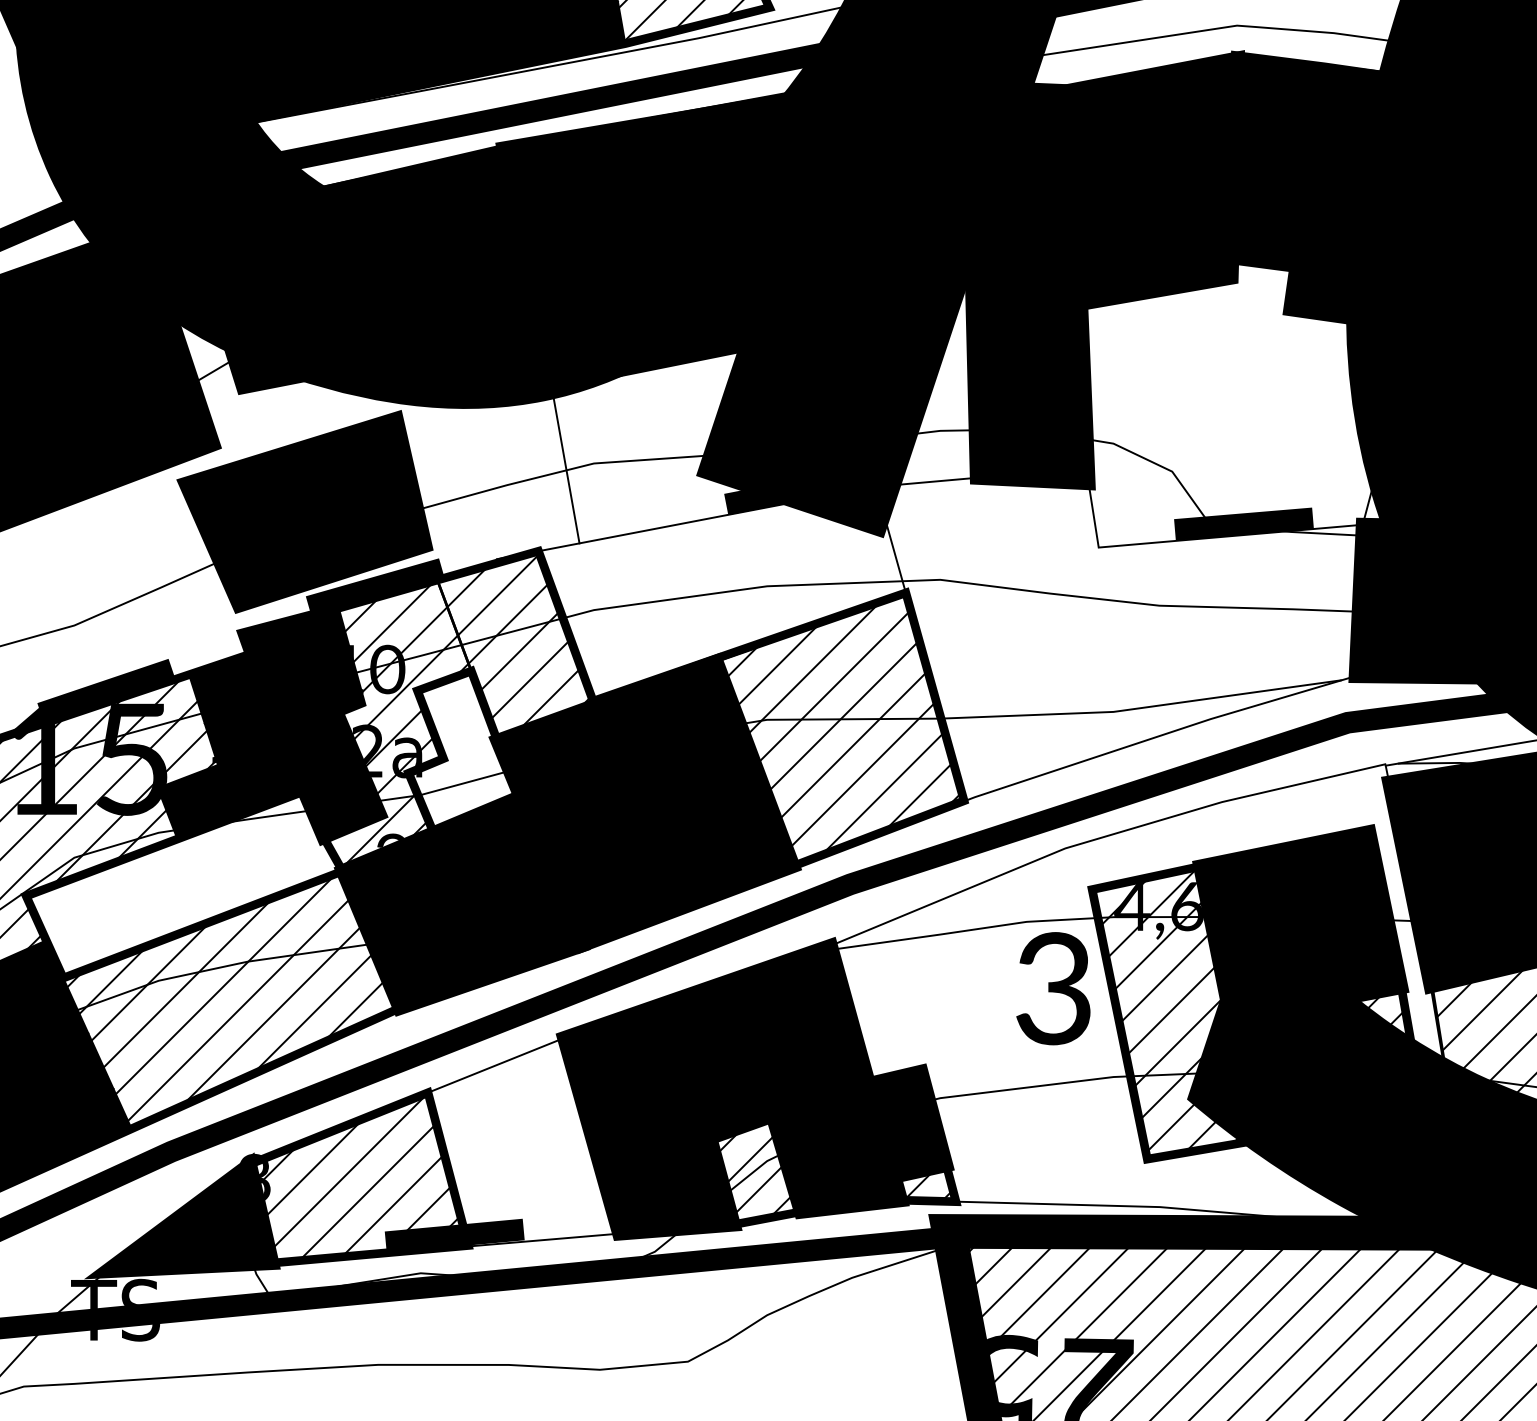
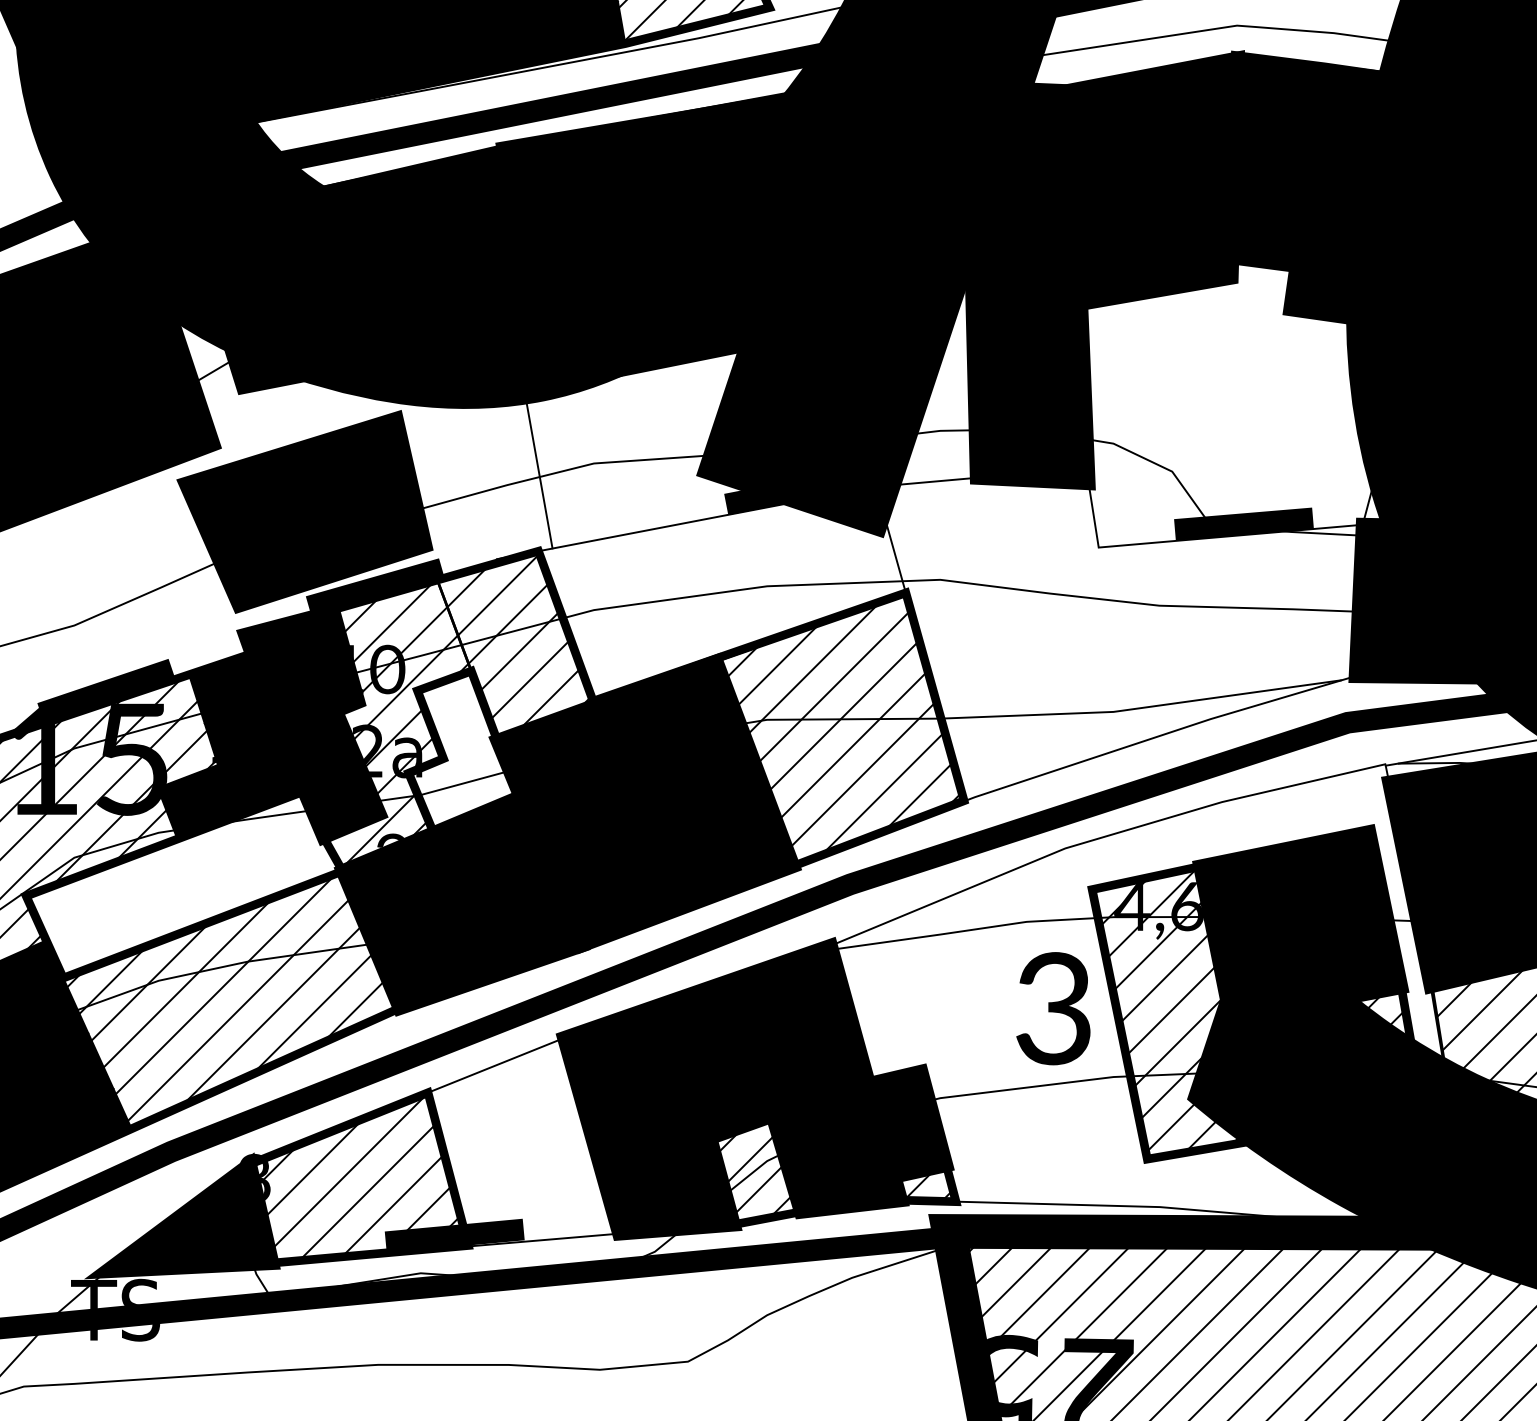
line position: (565, 463) -> (538, 468) (538, 468)
text position: (1053, 988) -> (1053, 1008) (1053, 1008)
